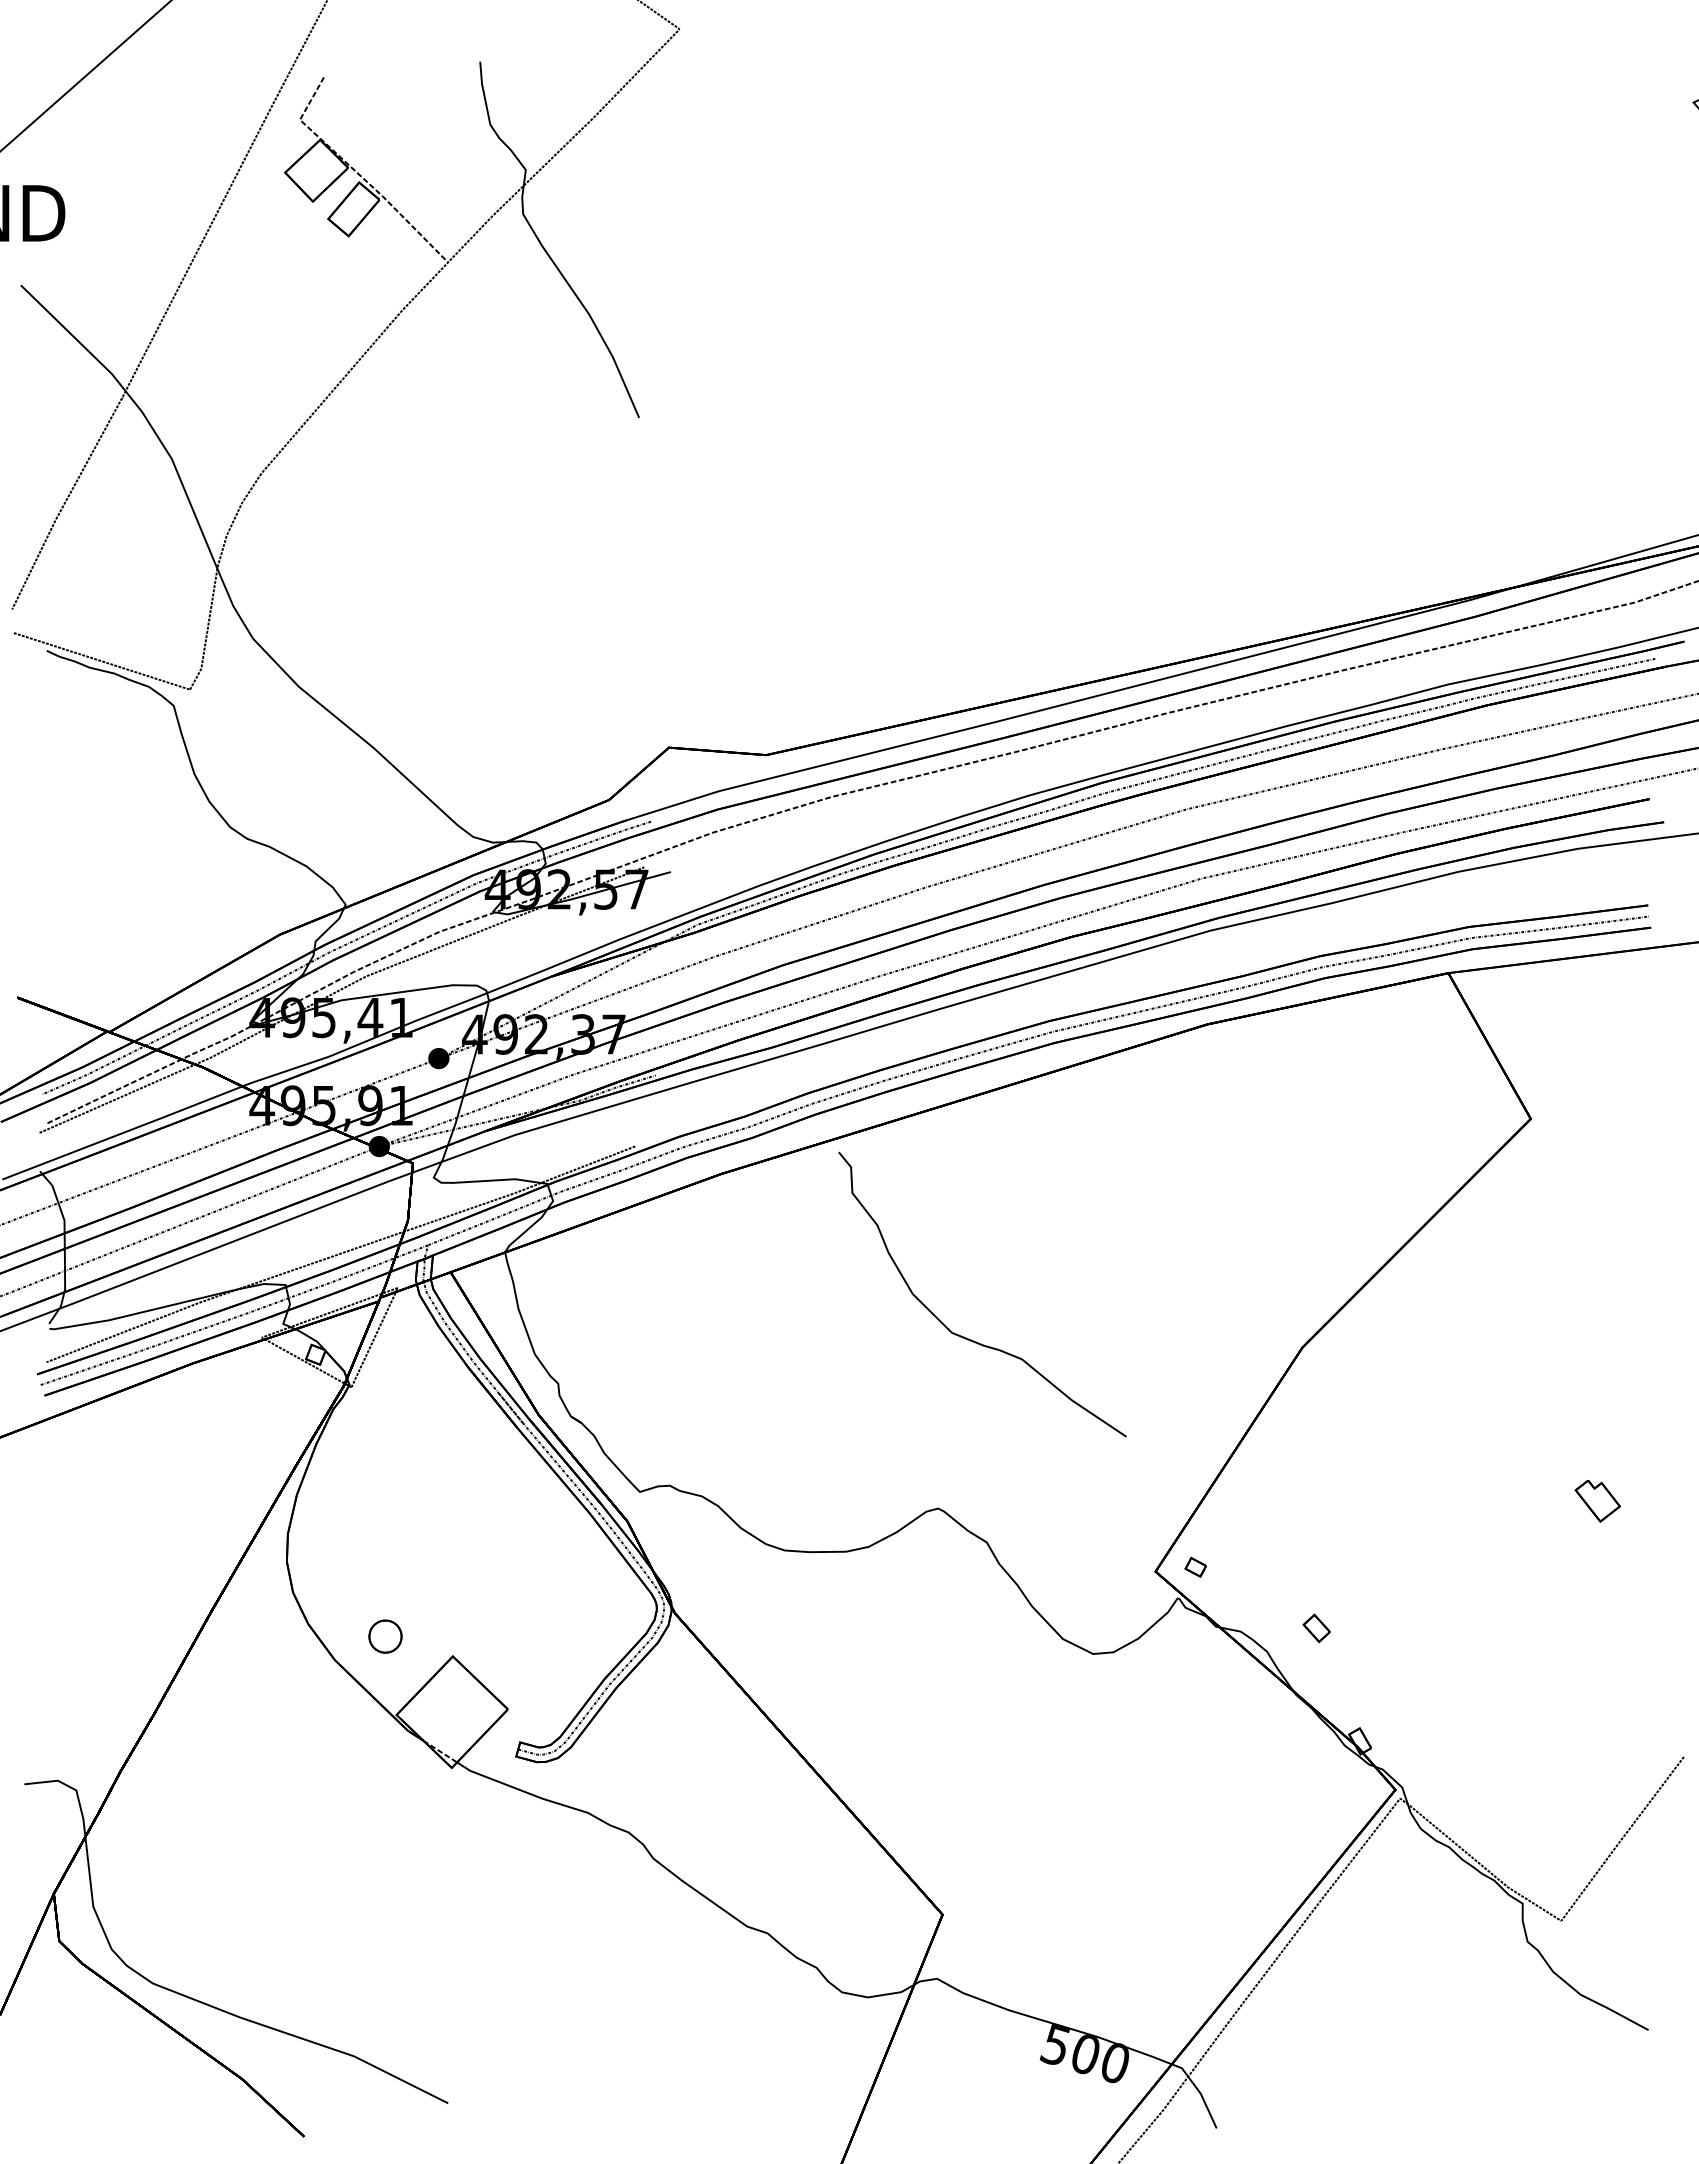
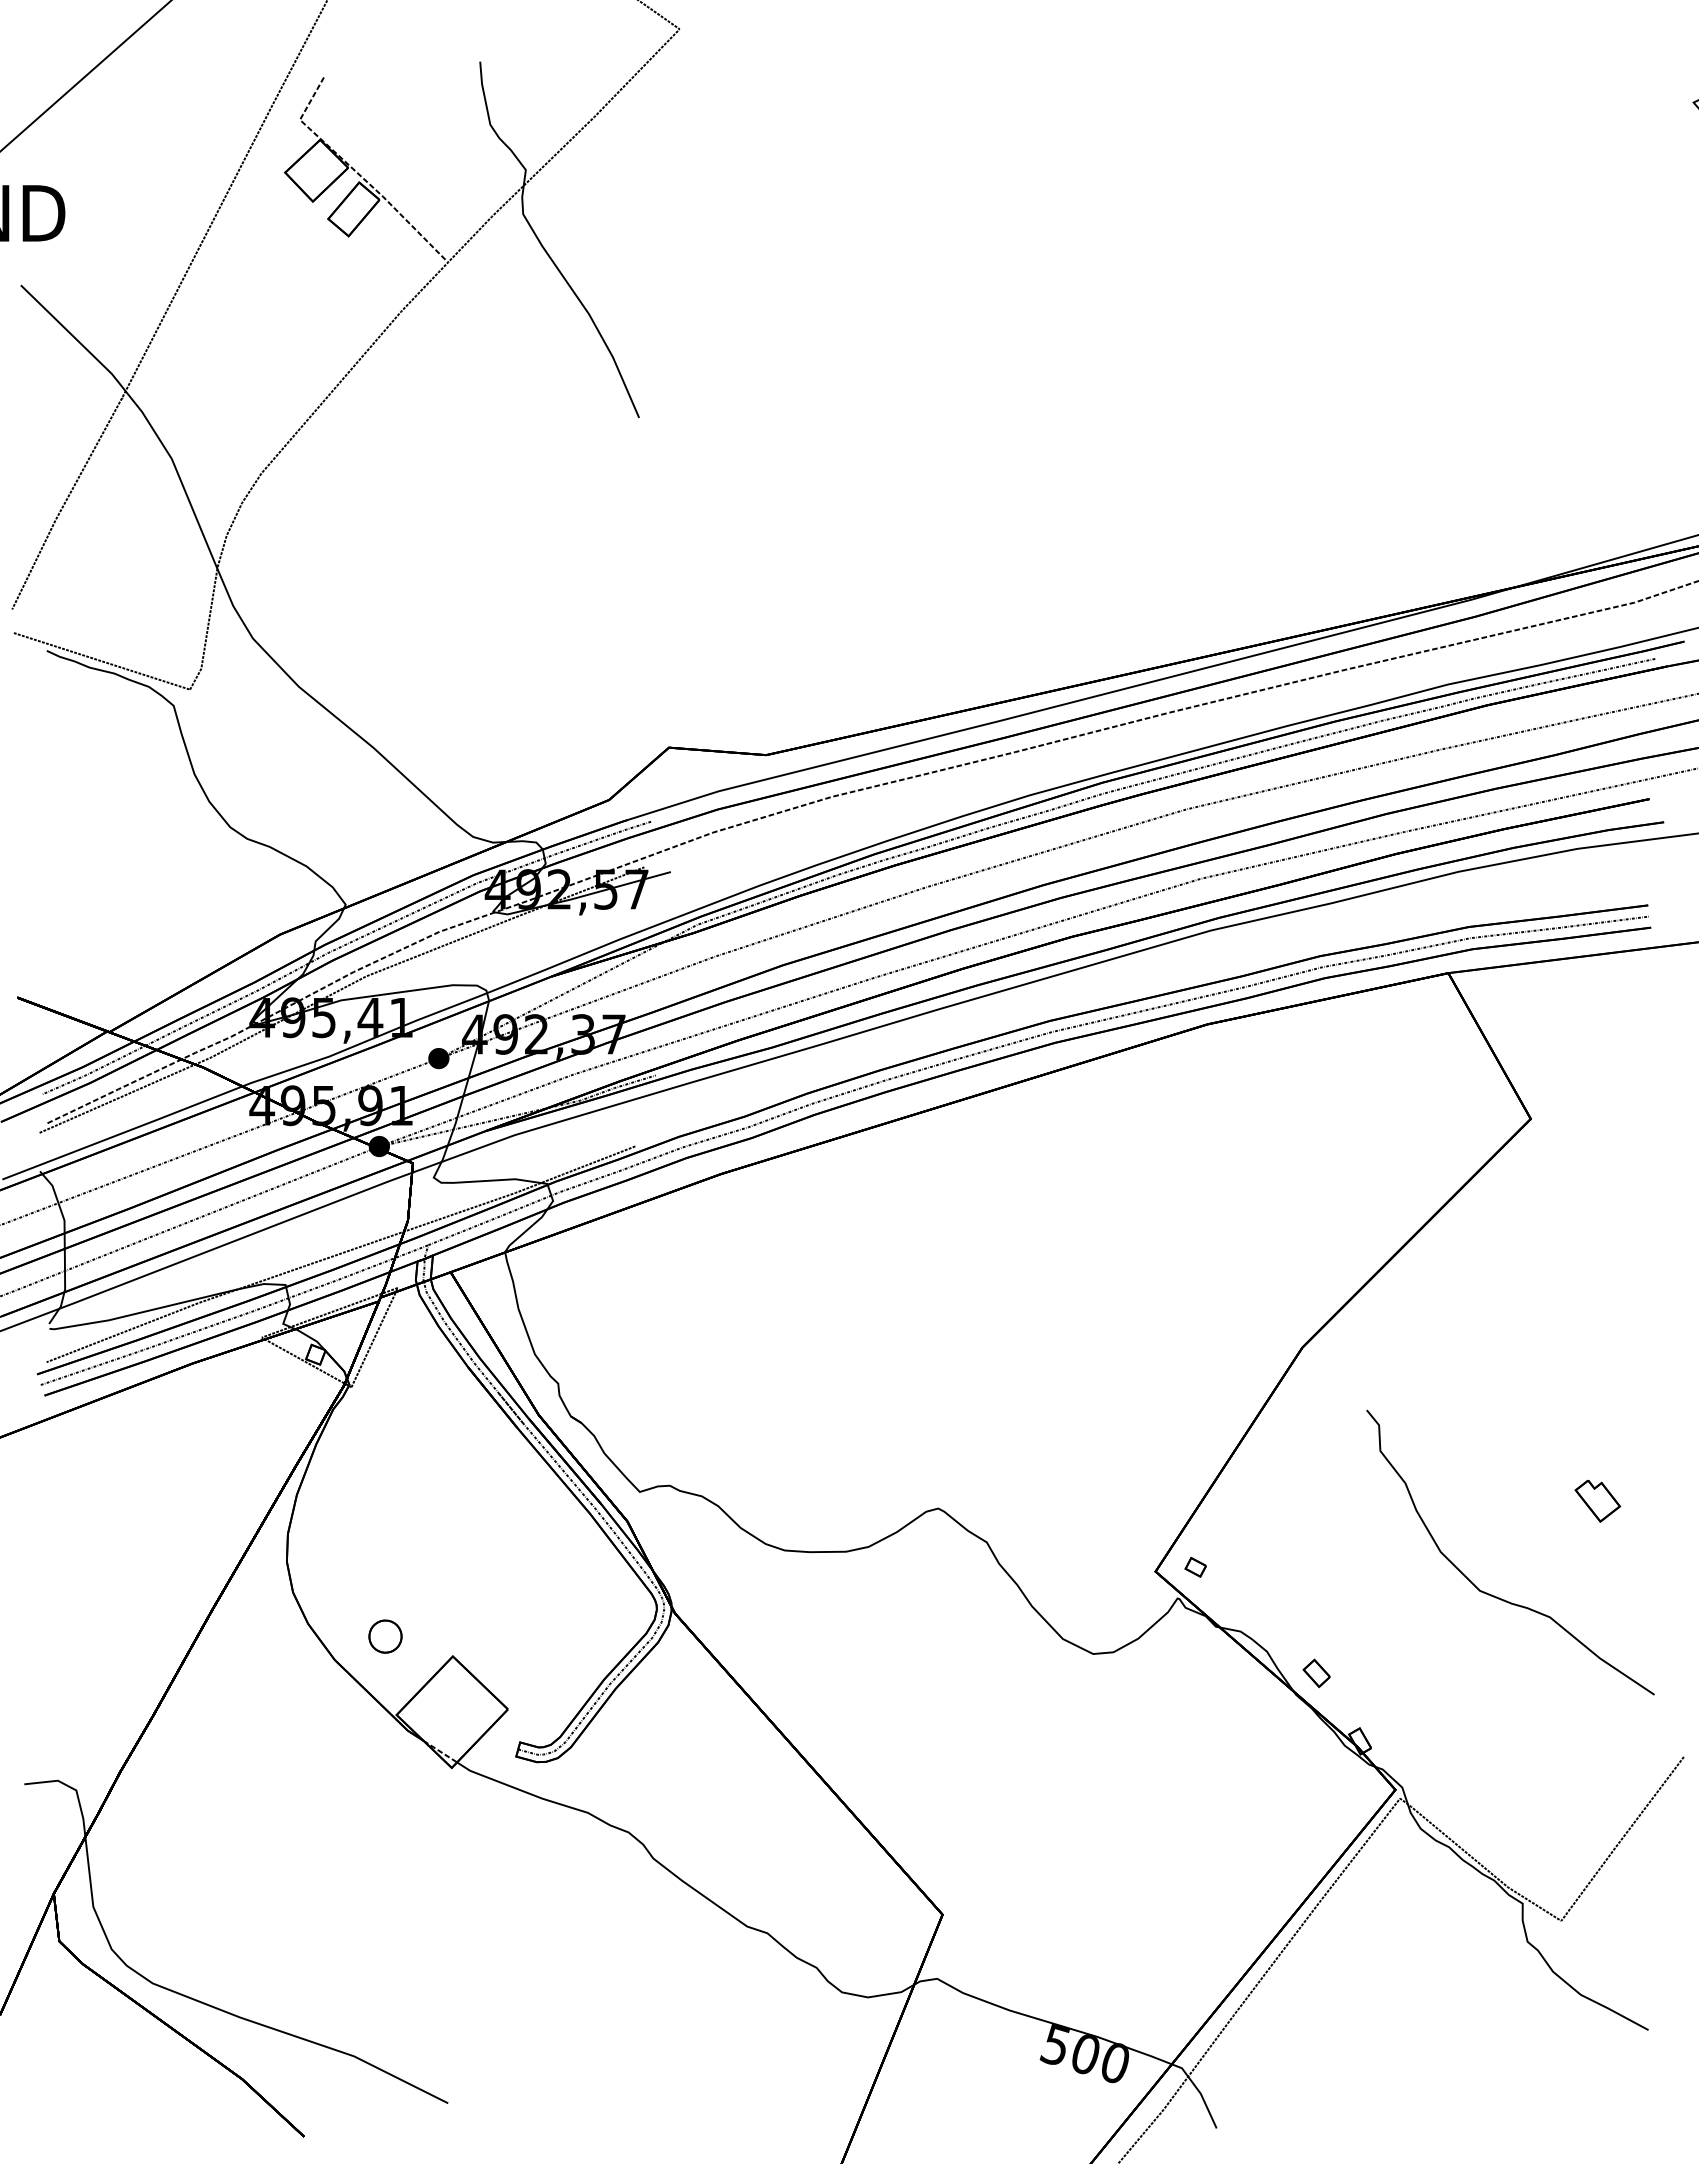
curve position: (964, 1336) -> (1492, 1594) (1492, 1594)
part position: (1316, 1628) -> (1316, 1673) (1316, 1673)
